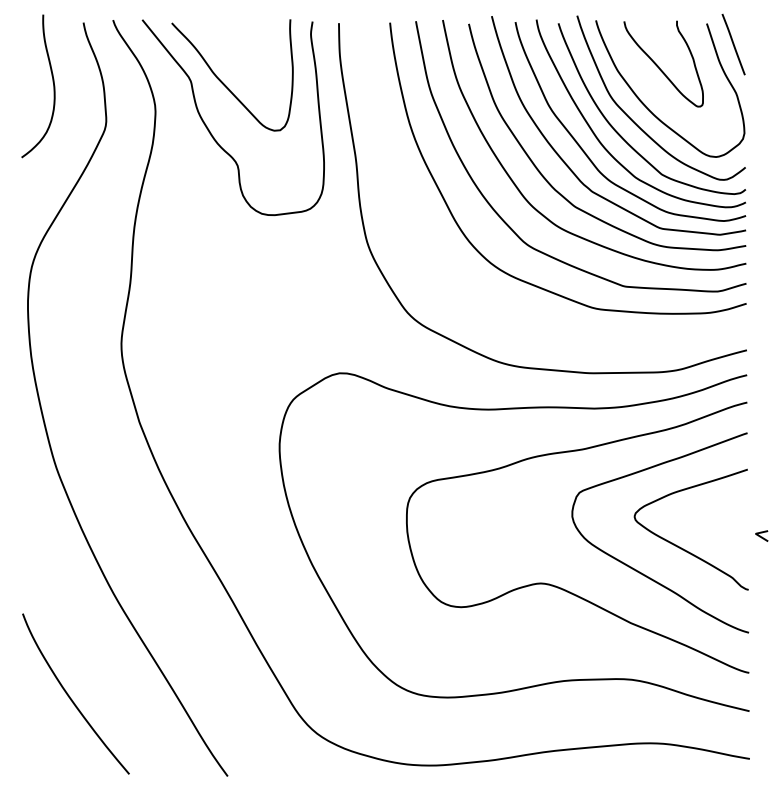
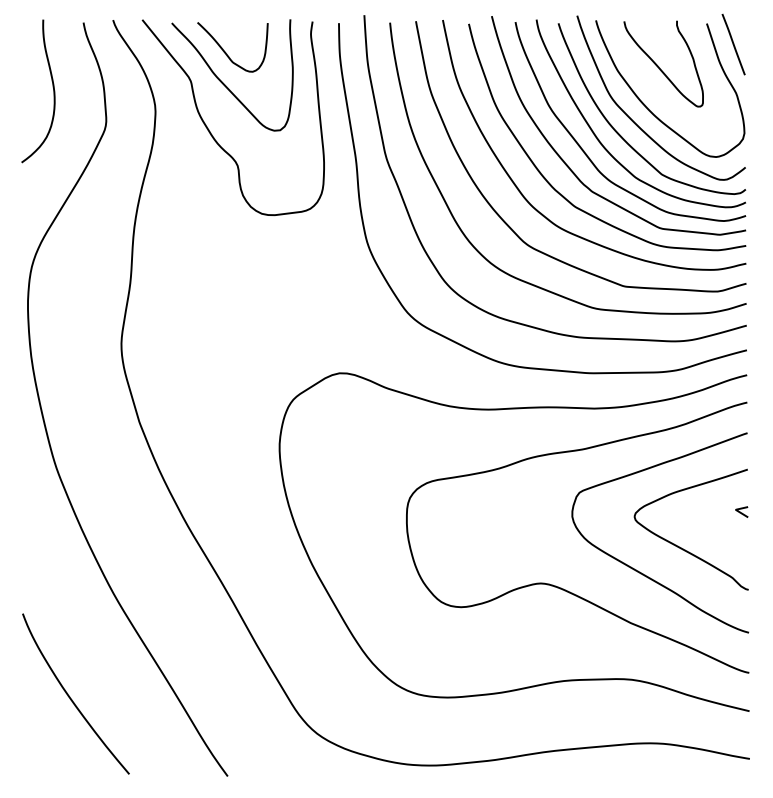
curve: none -> present (226, 52)
curve position: (52, 82) -> (52, 87) (52, 87)
curve: none -> present (422, 243)
curve position: (760, 535) -> (740, 511) (740, 511)
